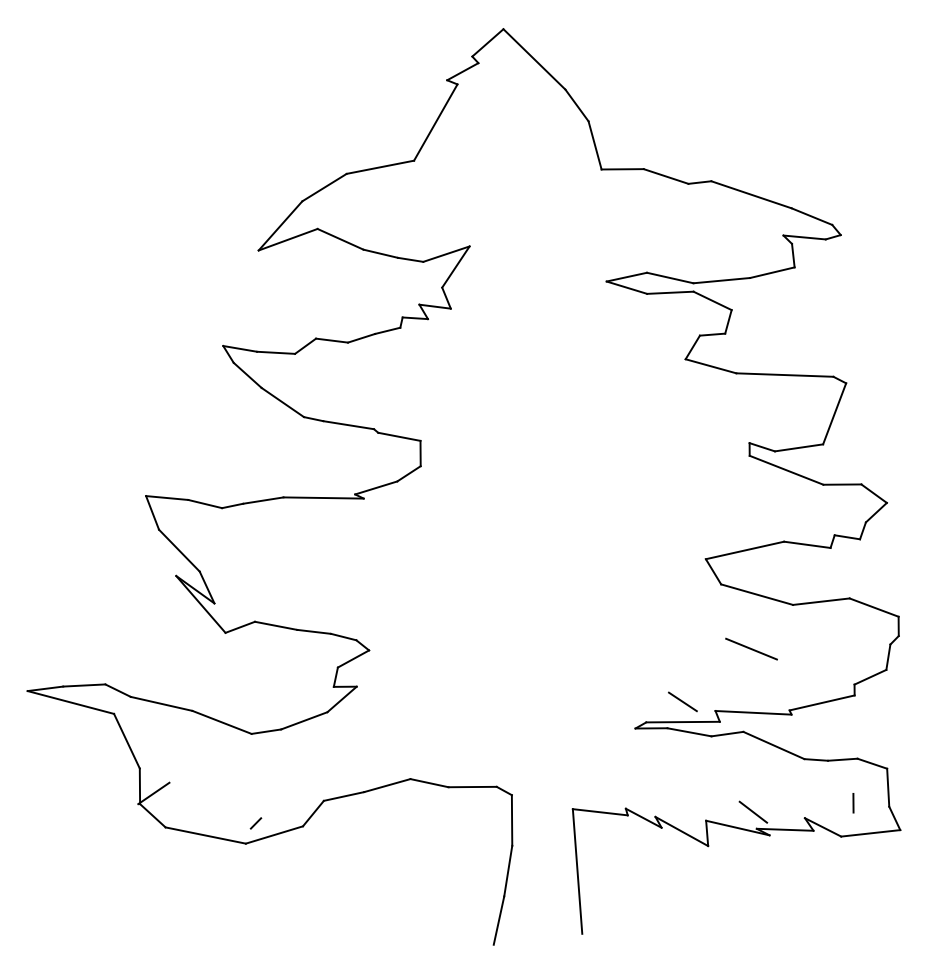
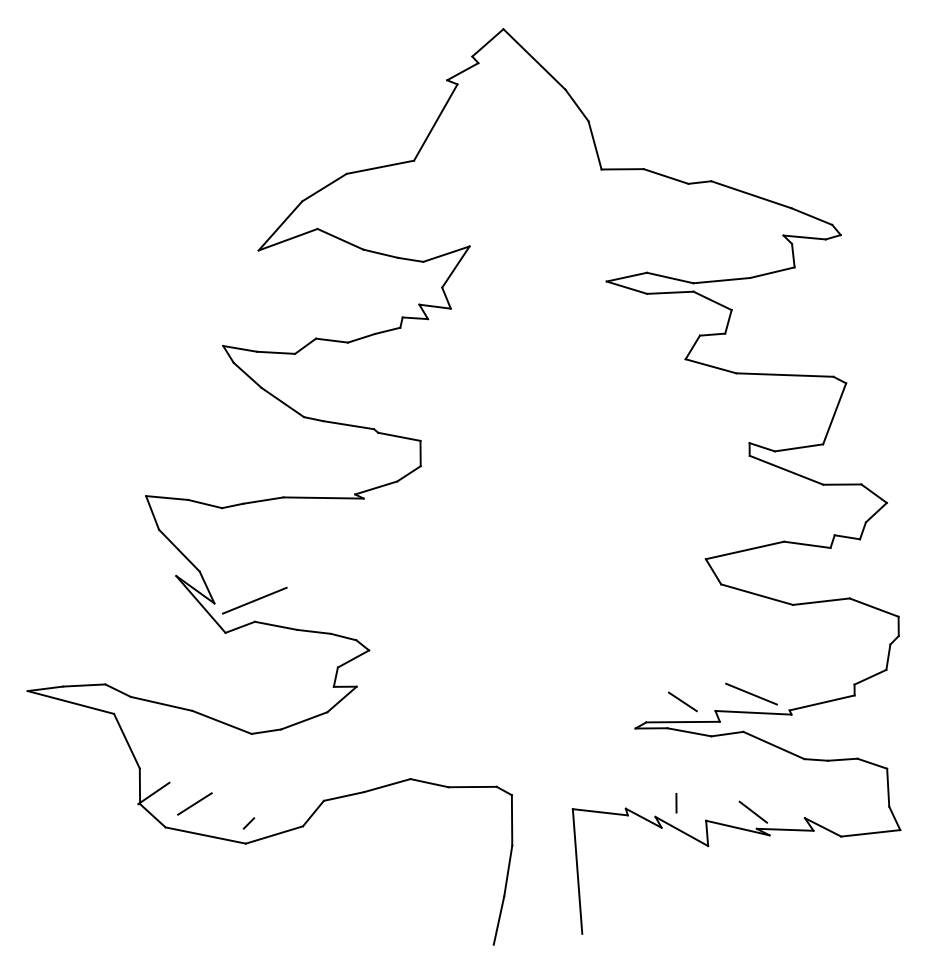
line: none -> present (254, 600)
line position: (751, 648) -> (751, 693) (751, 693)
line: none -> present (194, 803)
line position: (853, 803) -> (676, 803) (676, 803)
line position: (255, 823) -> (248, 823) (248, 823)
